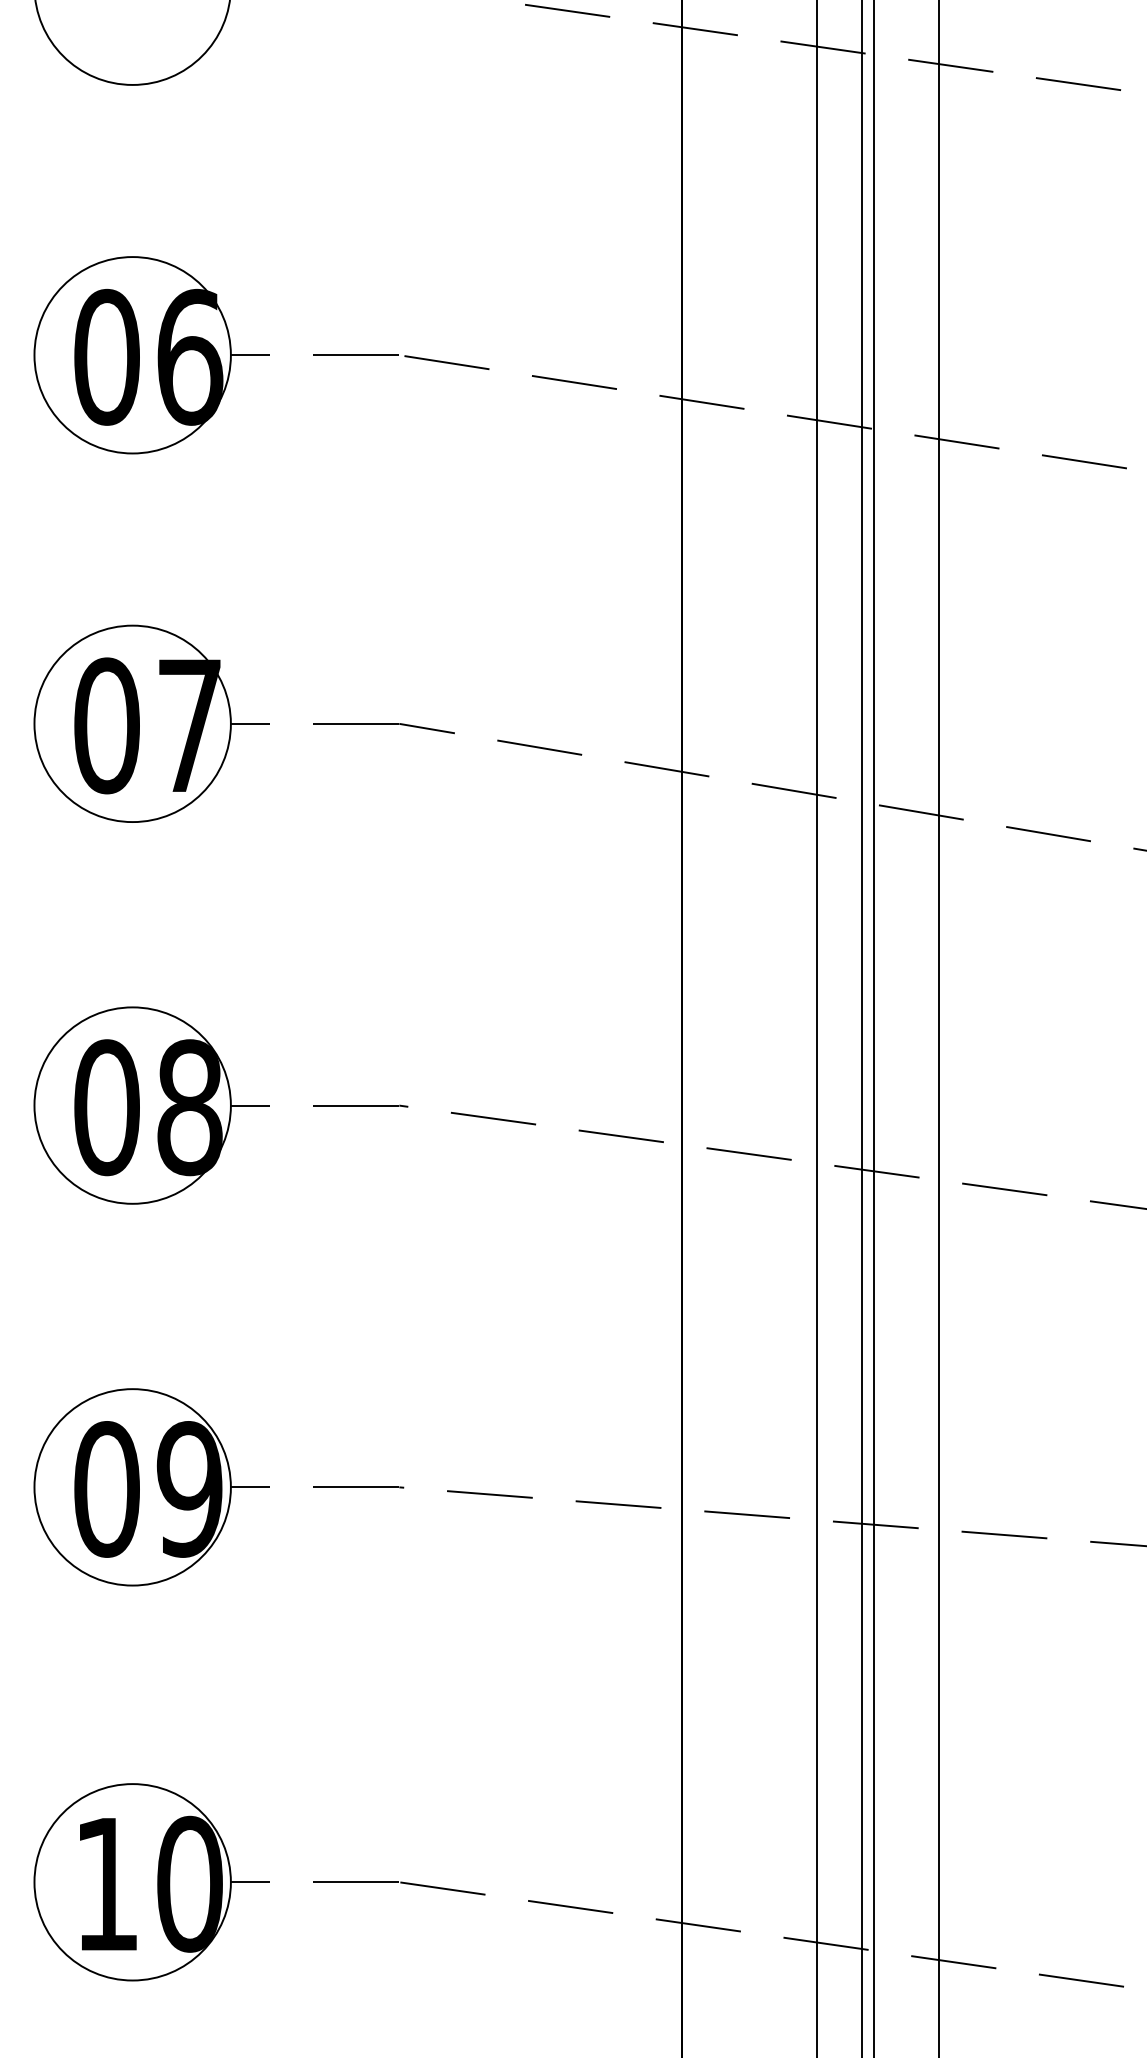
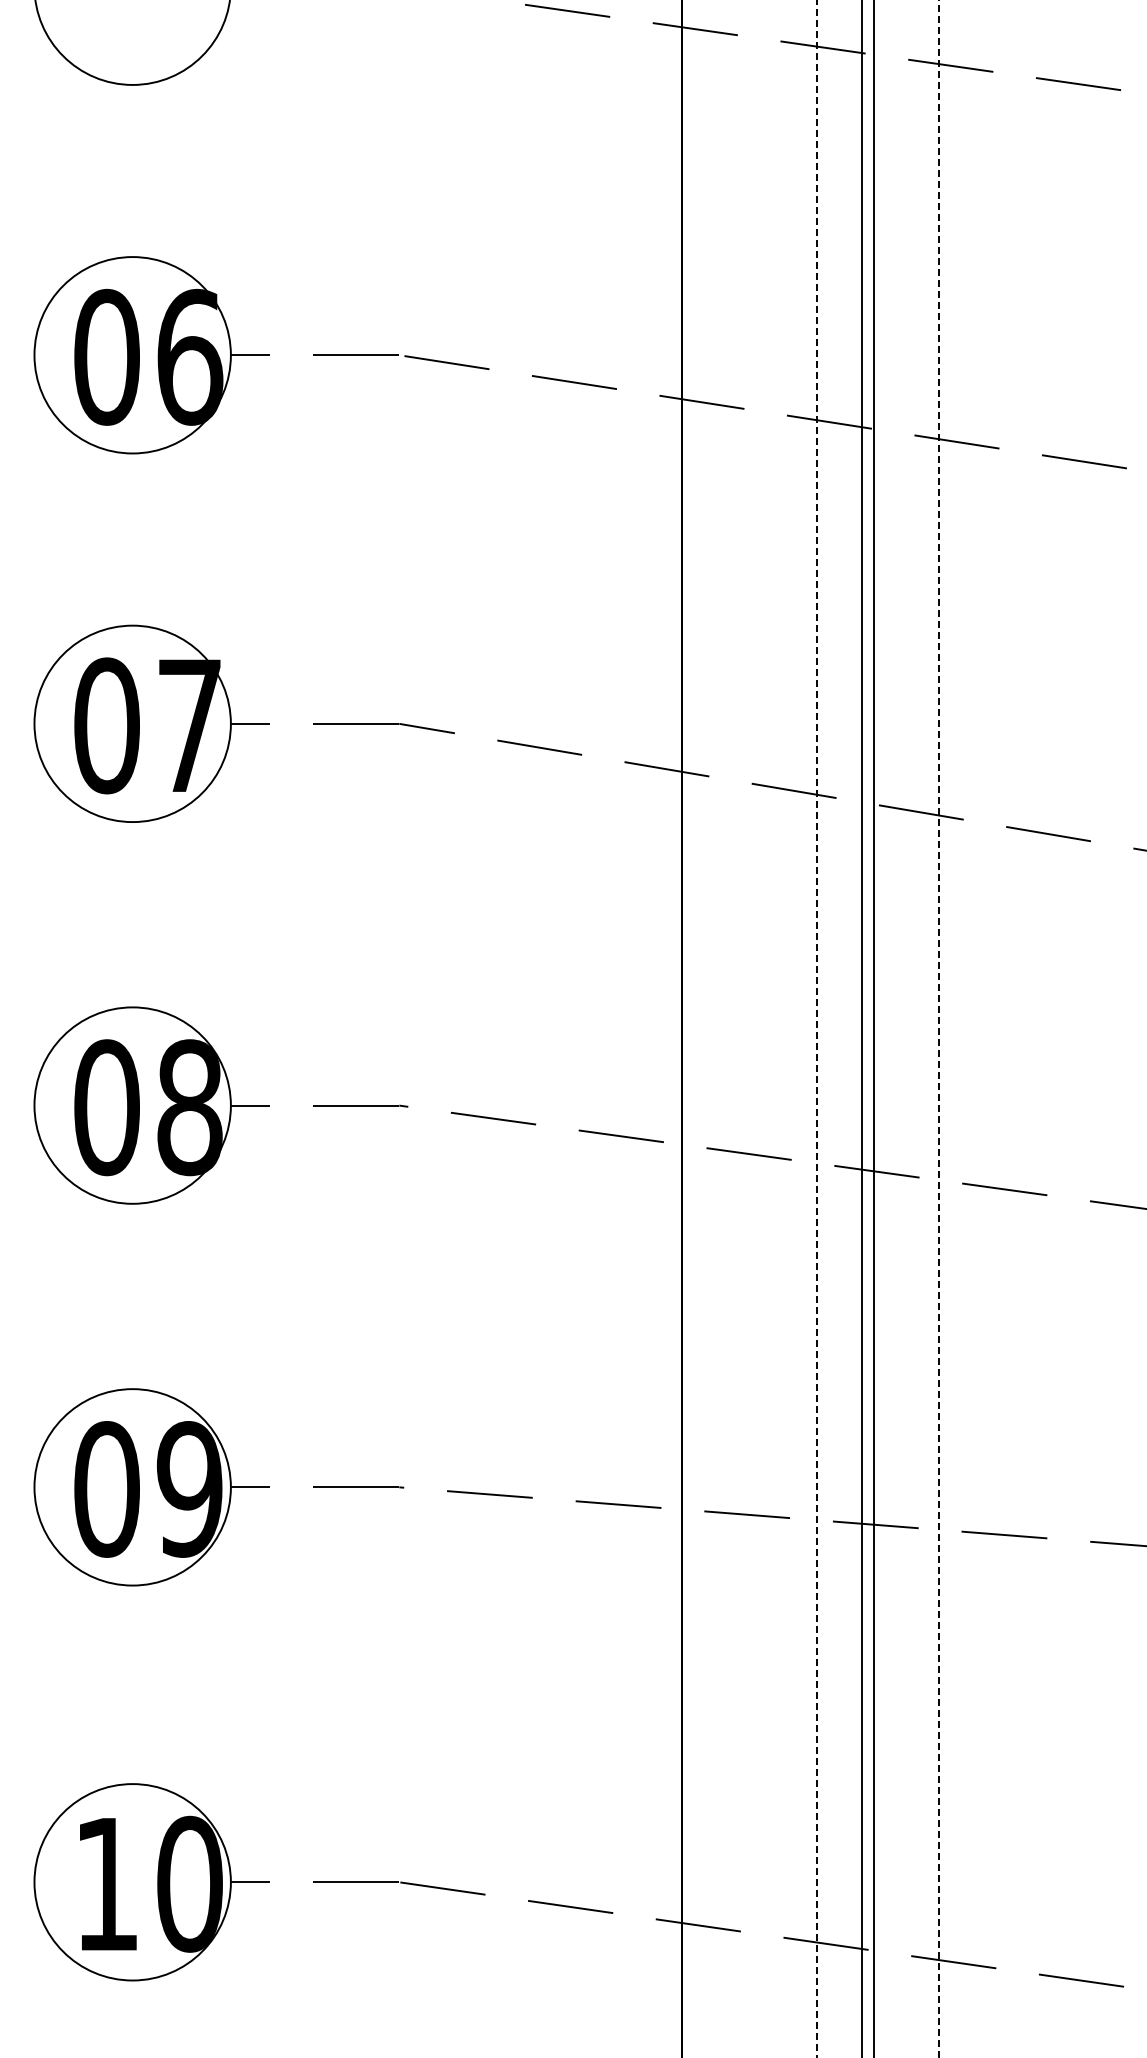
line: solid -> dashed (817, 1028)
line: solid -> dashed (939, 1028)
